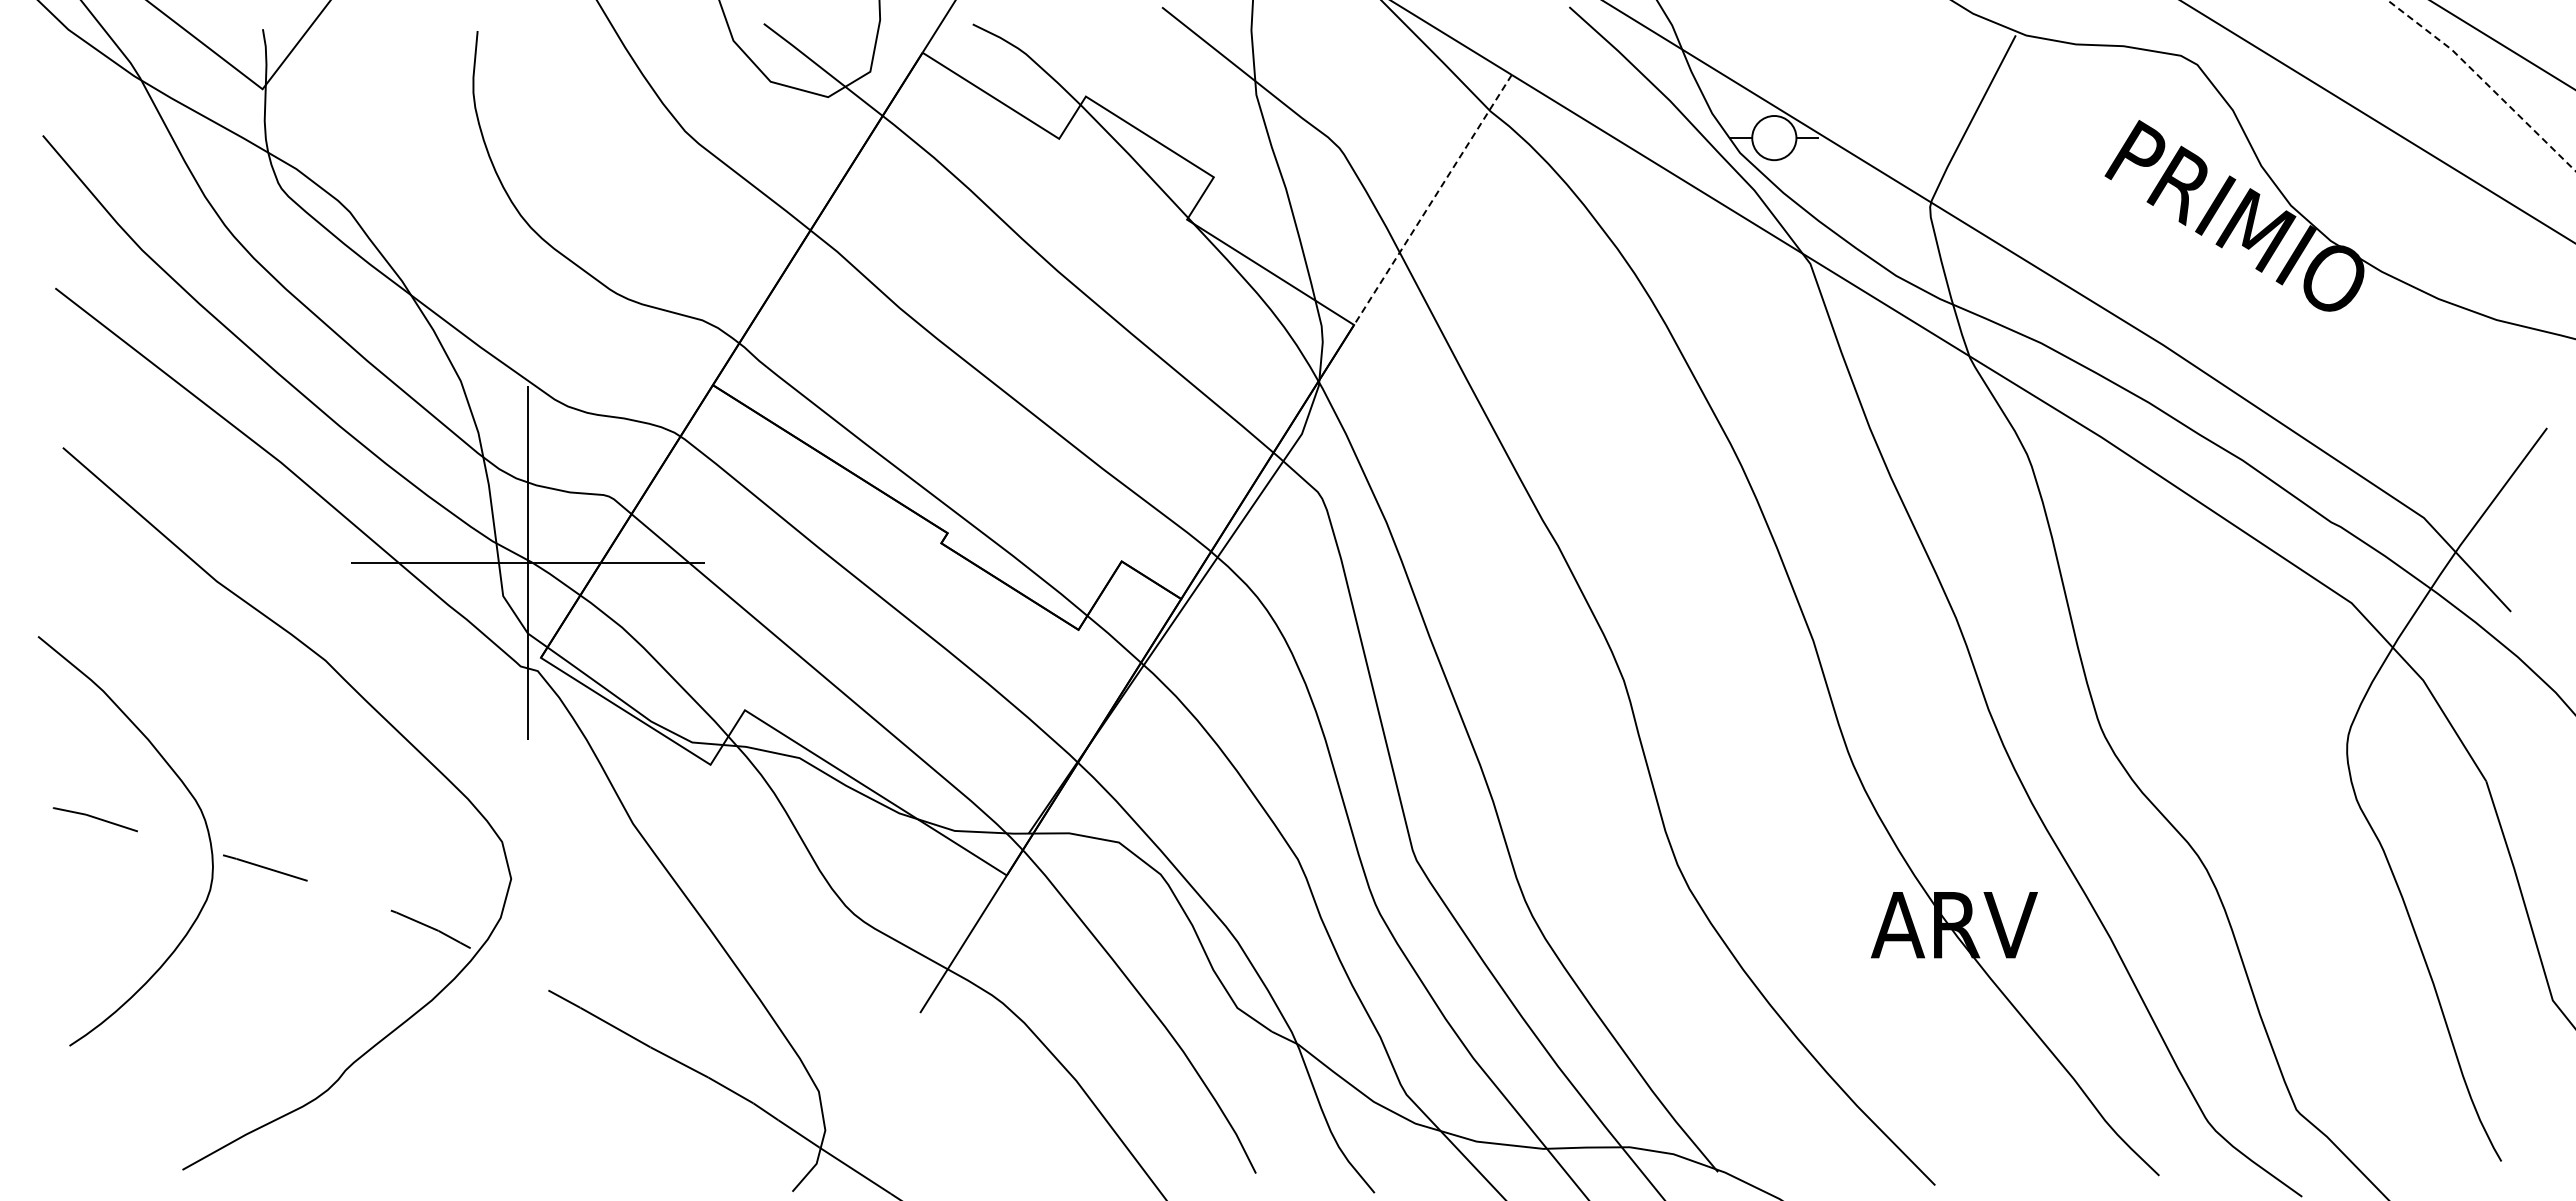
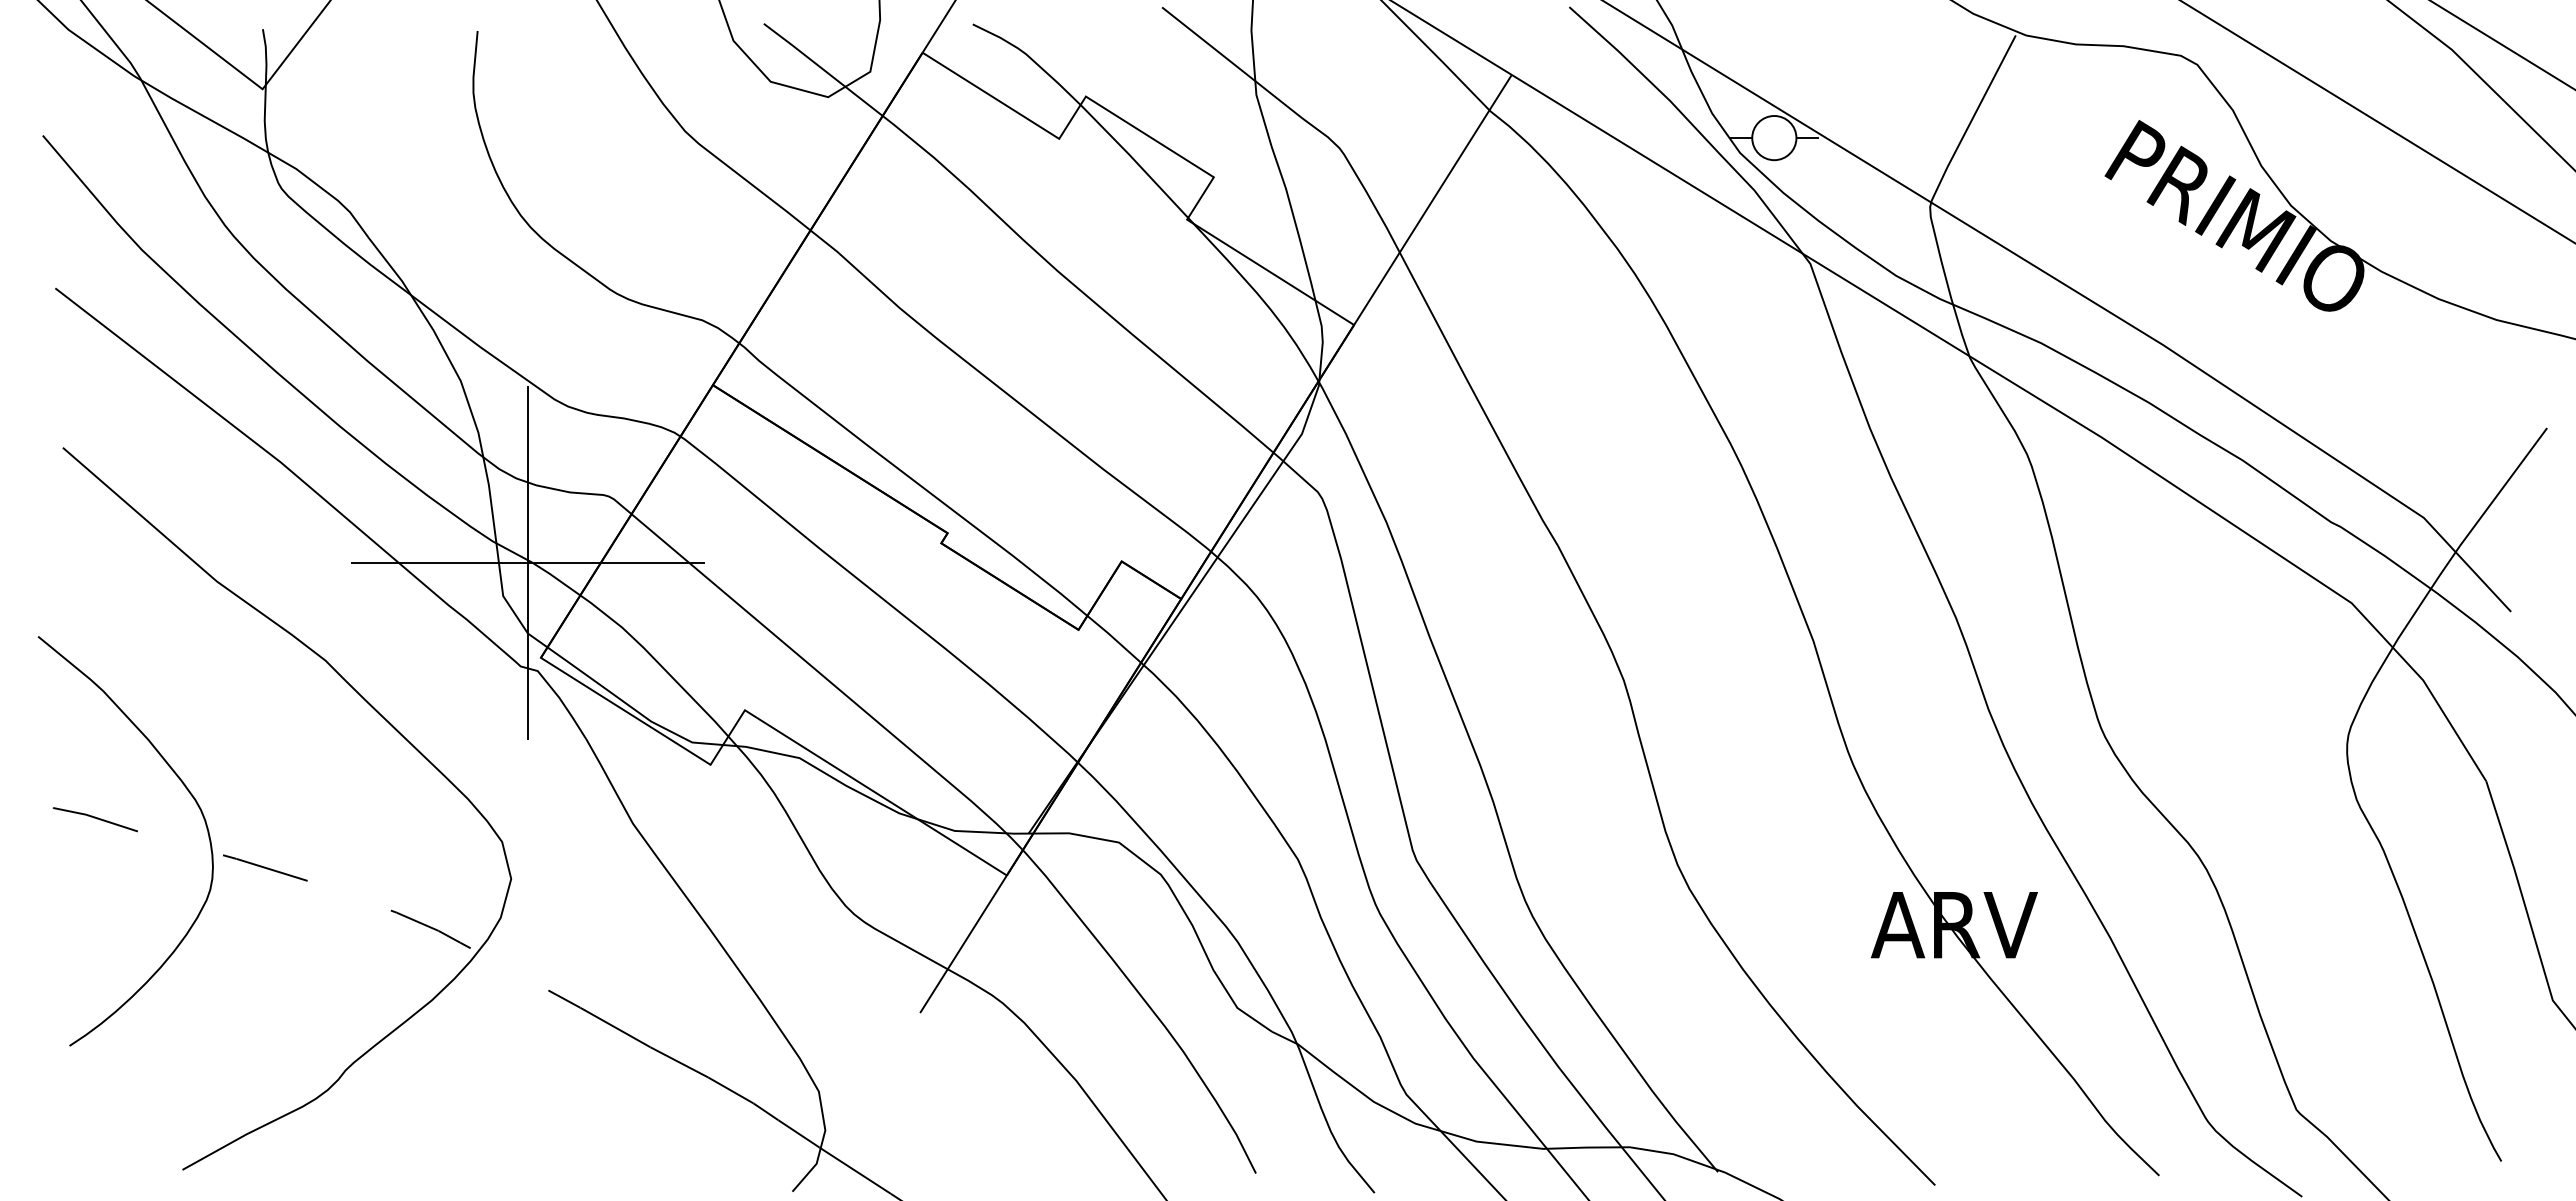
line: dashed -> solid (2484, 81)
line: dashed -> solid (1432, 199)
